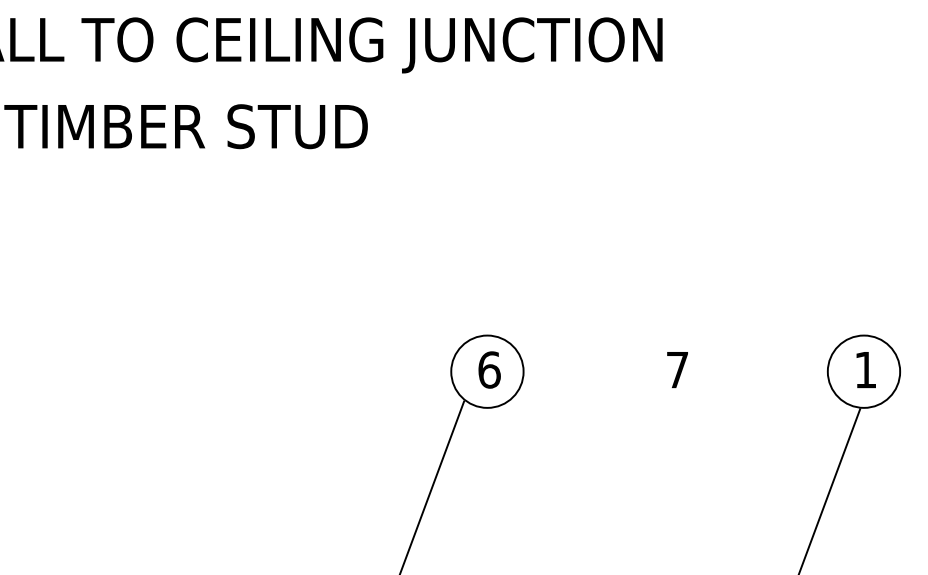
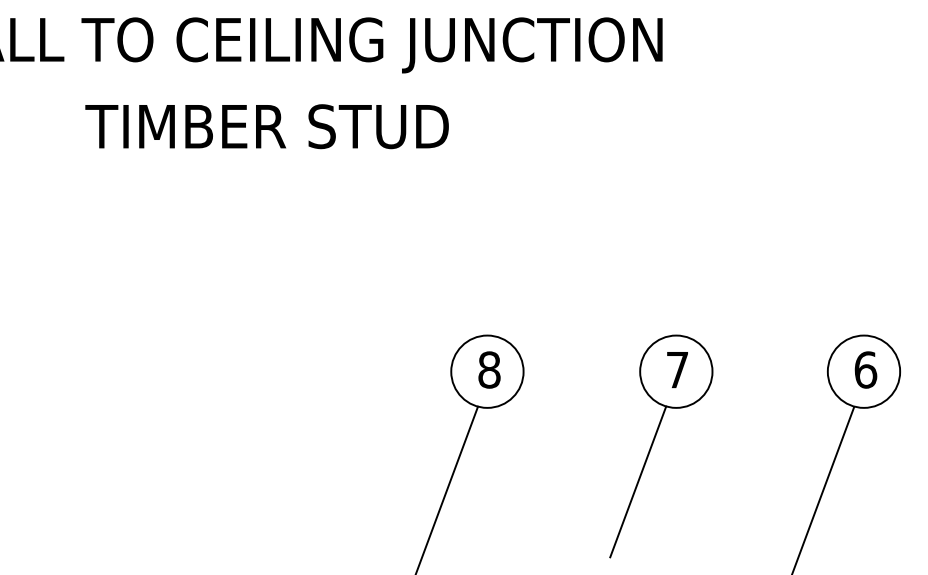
text position: (185, 126) -> (266, 126) (266, 126)
text: 6 -> 8 (489, 369)
text: 1 -> 6 (865, 369)
part: none -> present (653, 444)
line position: (432, 486) -> (447, 488) (447, 488)
line position: (829, 490) -> (823, 489) (823, 489)
